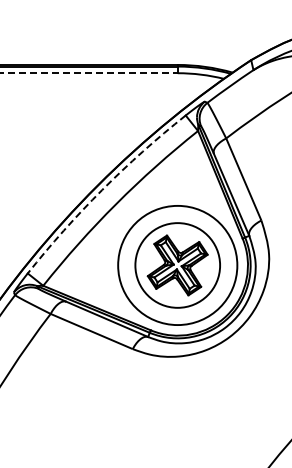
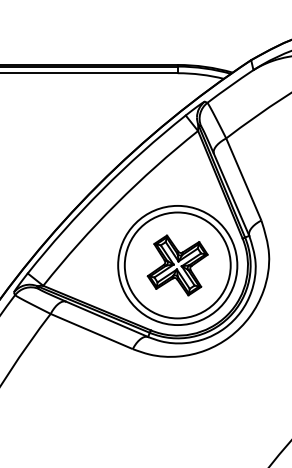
line: dashed -> solid (88, 73)
arc: dashed -> solid (102, 189)
circle diameter: 85 px -> 106 px (177, 265)
